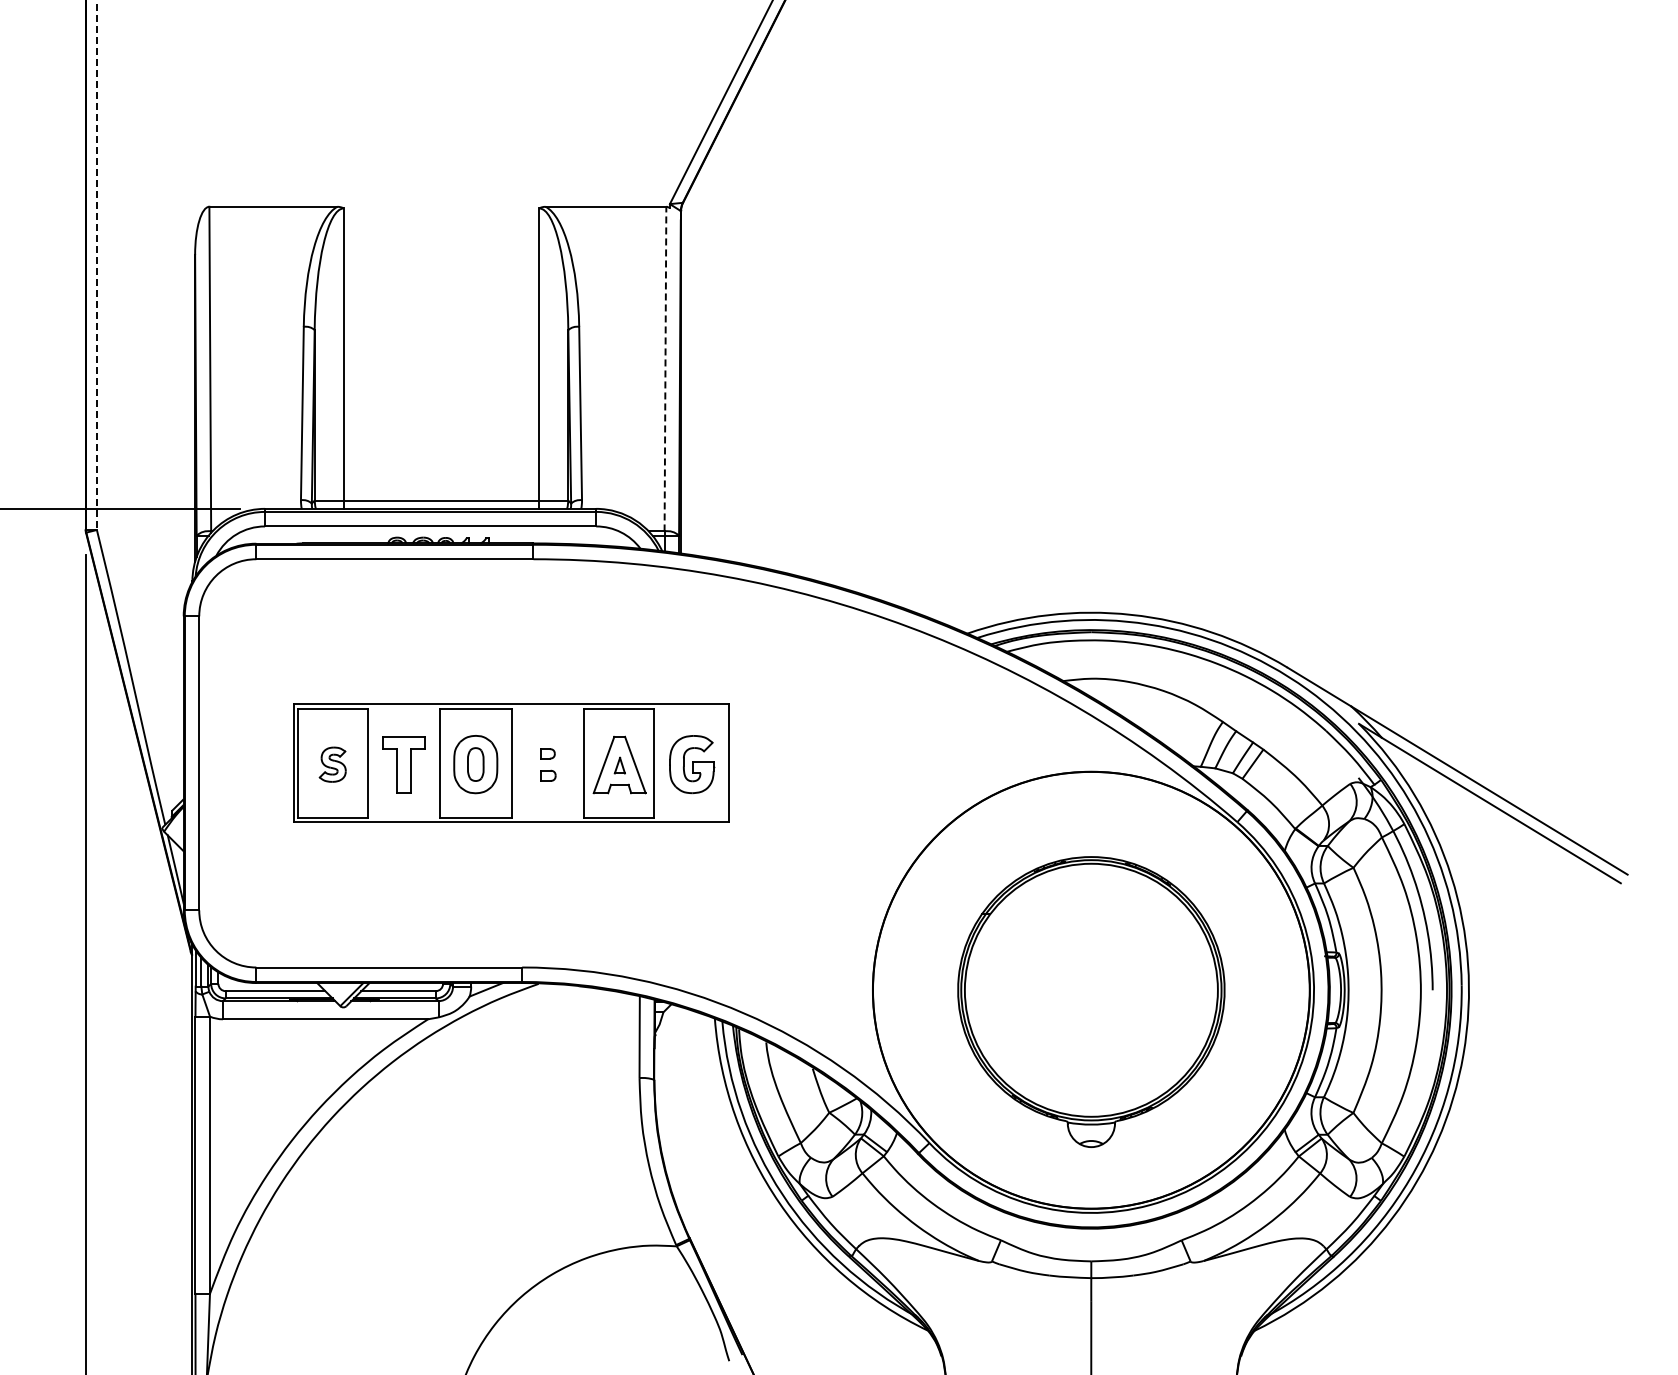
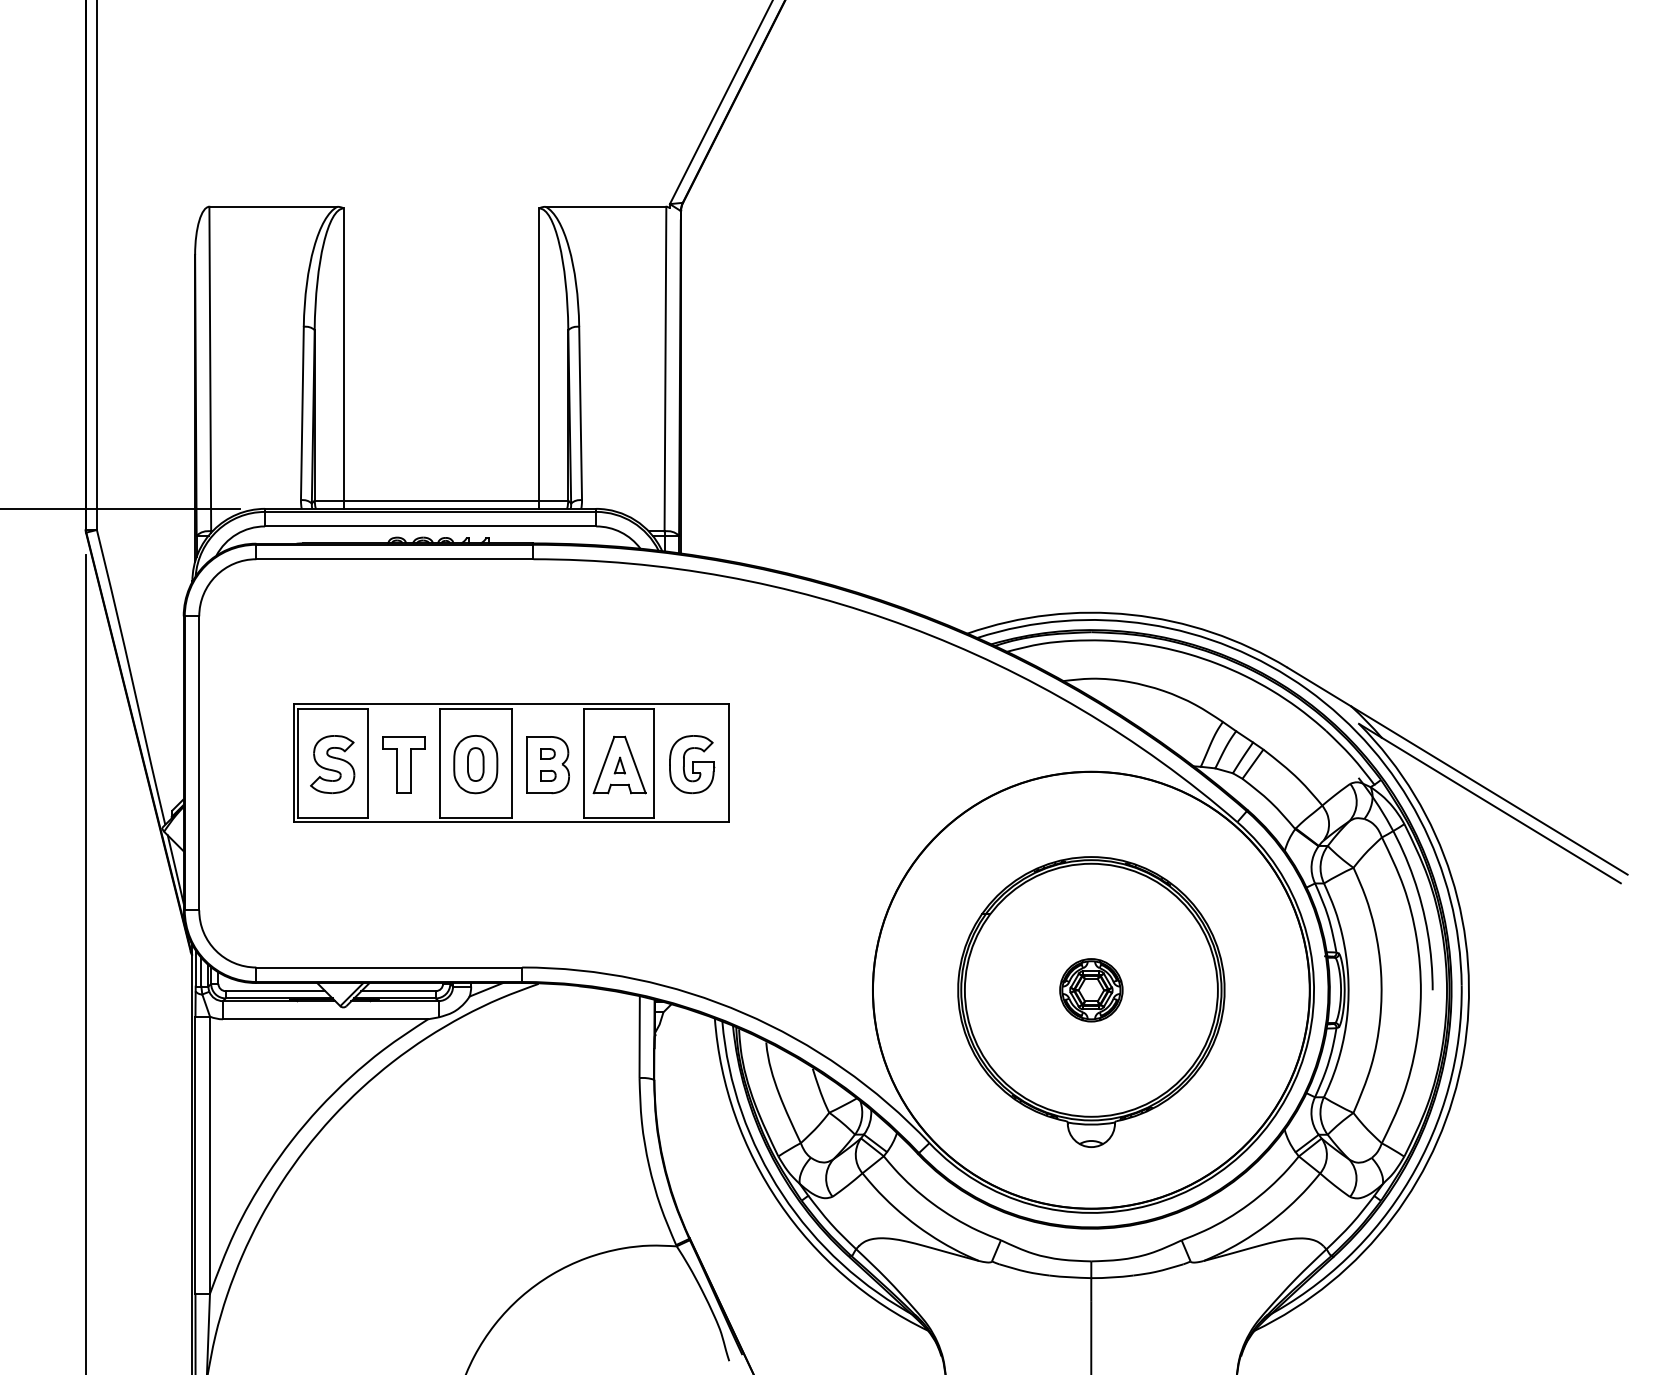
line: dashed -> solid (96, 265)
line: dashed -> solid (665, 368)
part size: 29x37 px -> 46x60 px (332, 764)
part: none -> present (547, 765)
part: none -> present (1091, 990)
